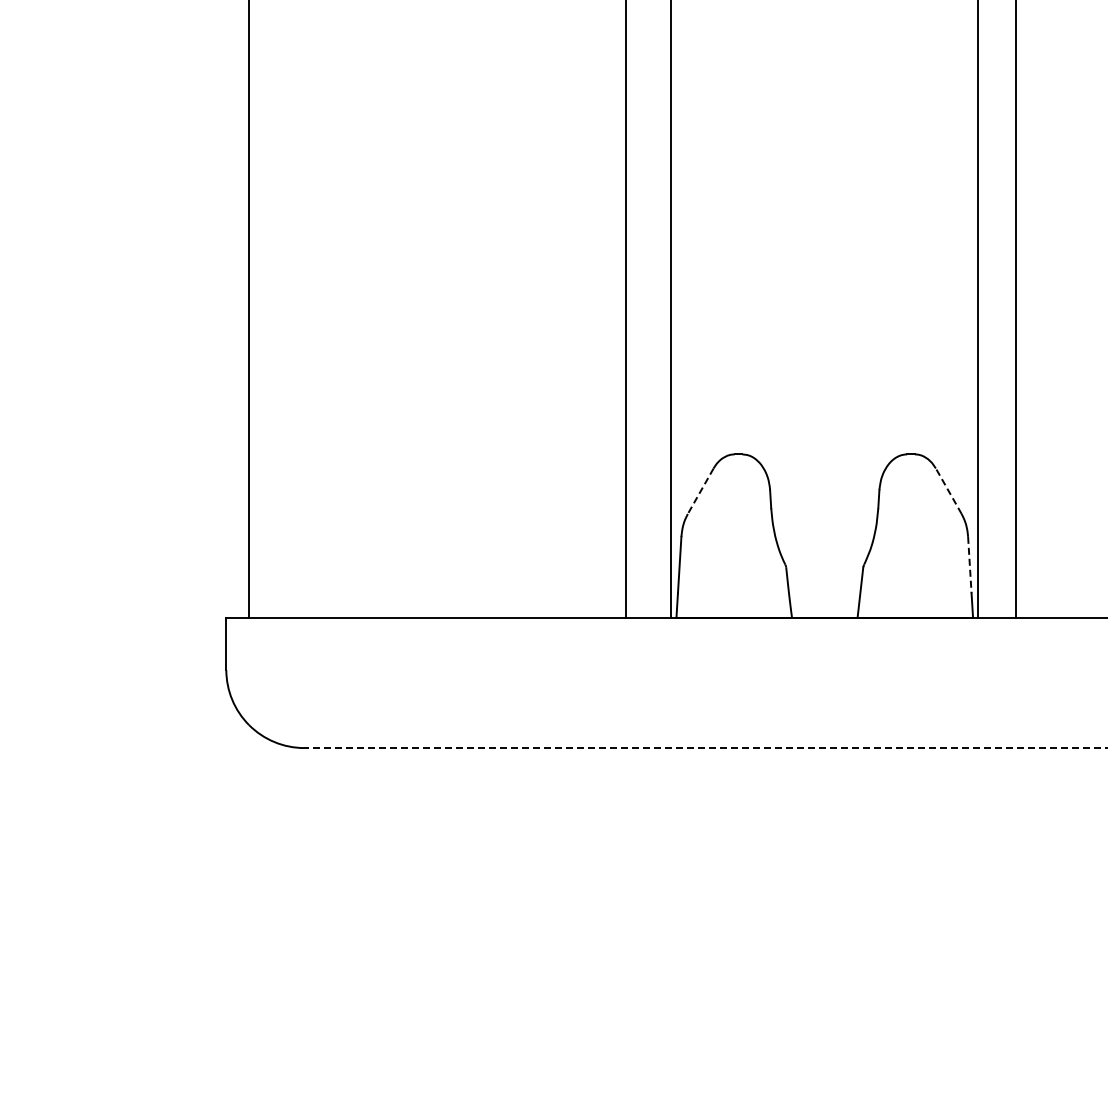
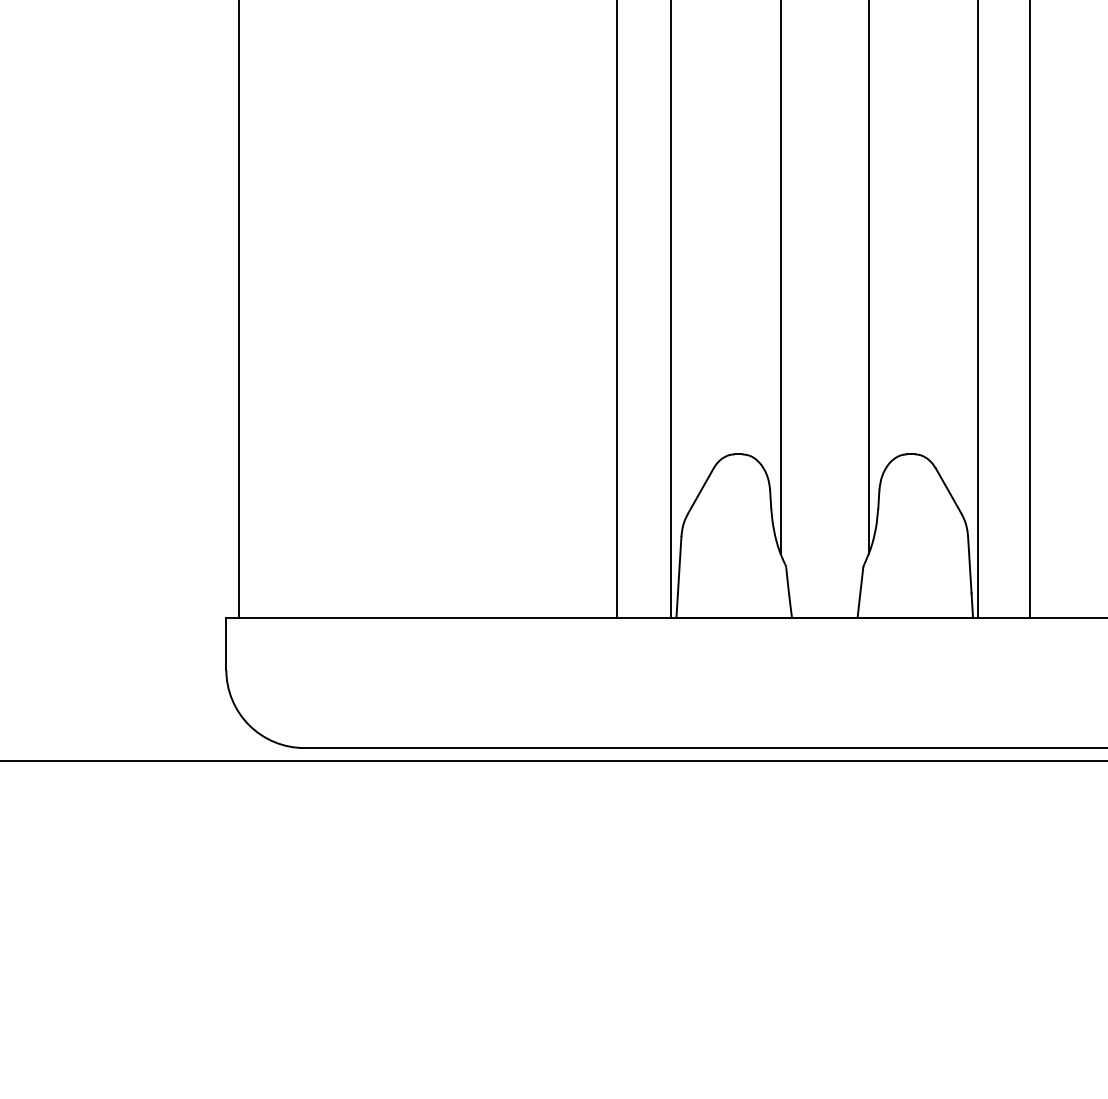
line: none -> present (780, 277)
line: none -> present (868, 277)
line position: (249, 309) -> (239, 309) (239, 309)
line position: (625, 309) -> (616, 309) (616, 309)
line position: (1016, 309) -> (1030, 309) (1030, 309)
line: dashed -> solid (948, 490)
line: dashed -> solid (700, 491)
line: dashed -> solid (969, 565)
line: dashed -> solid (705, 748)
line: none -> present (553, 761)
